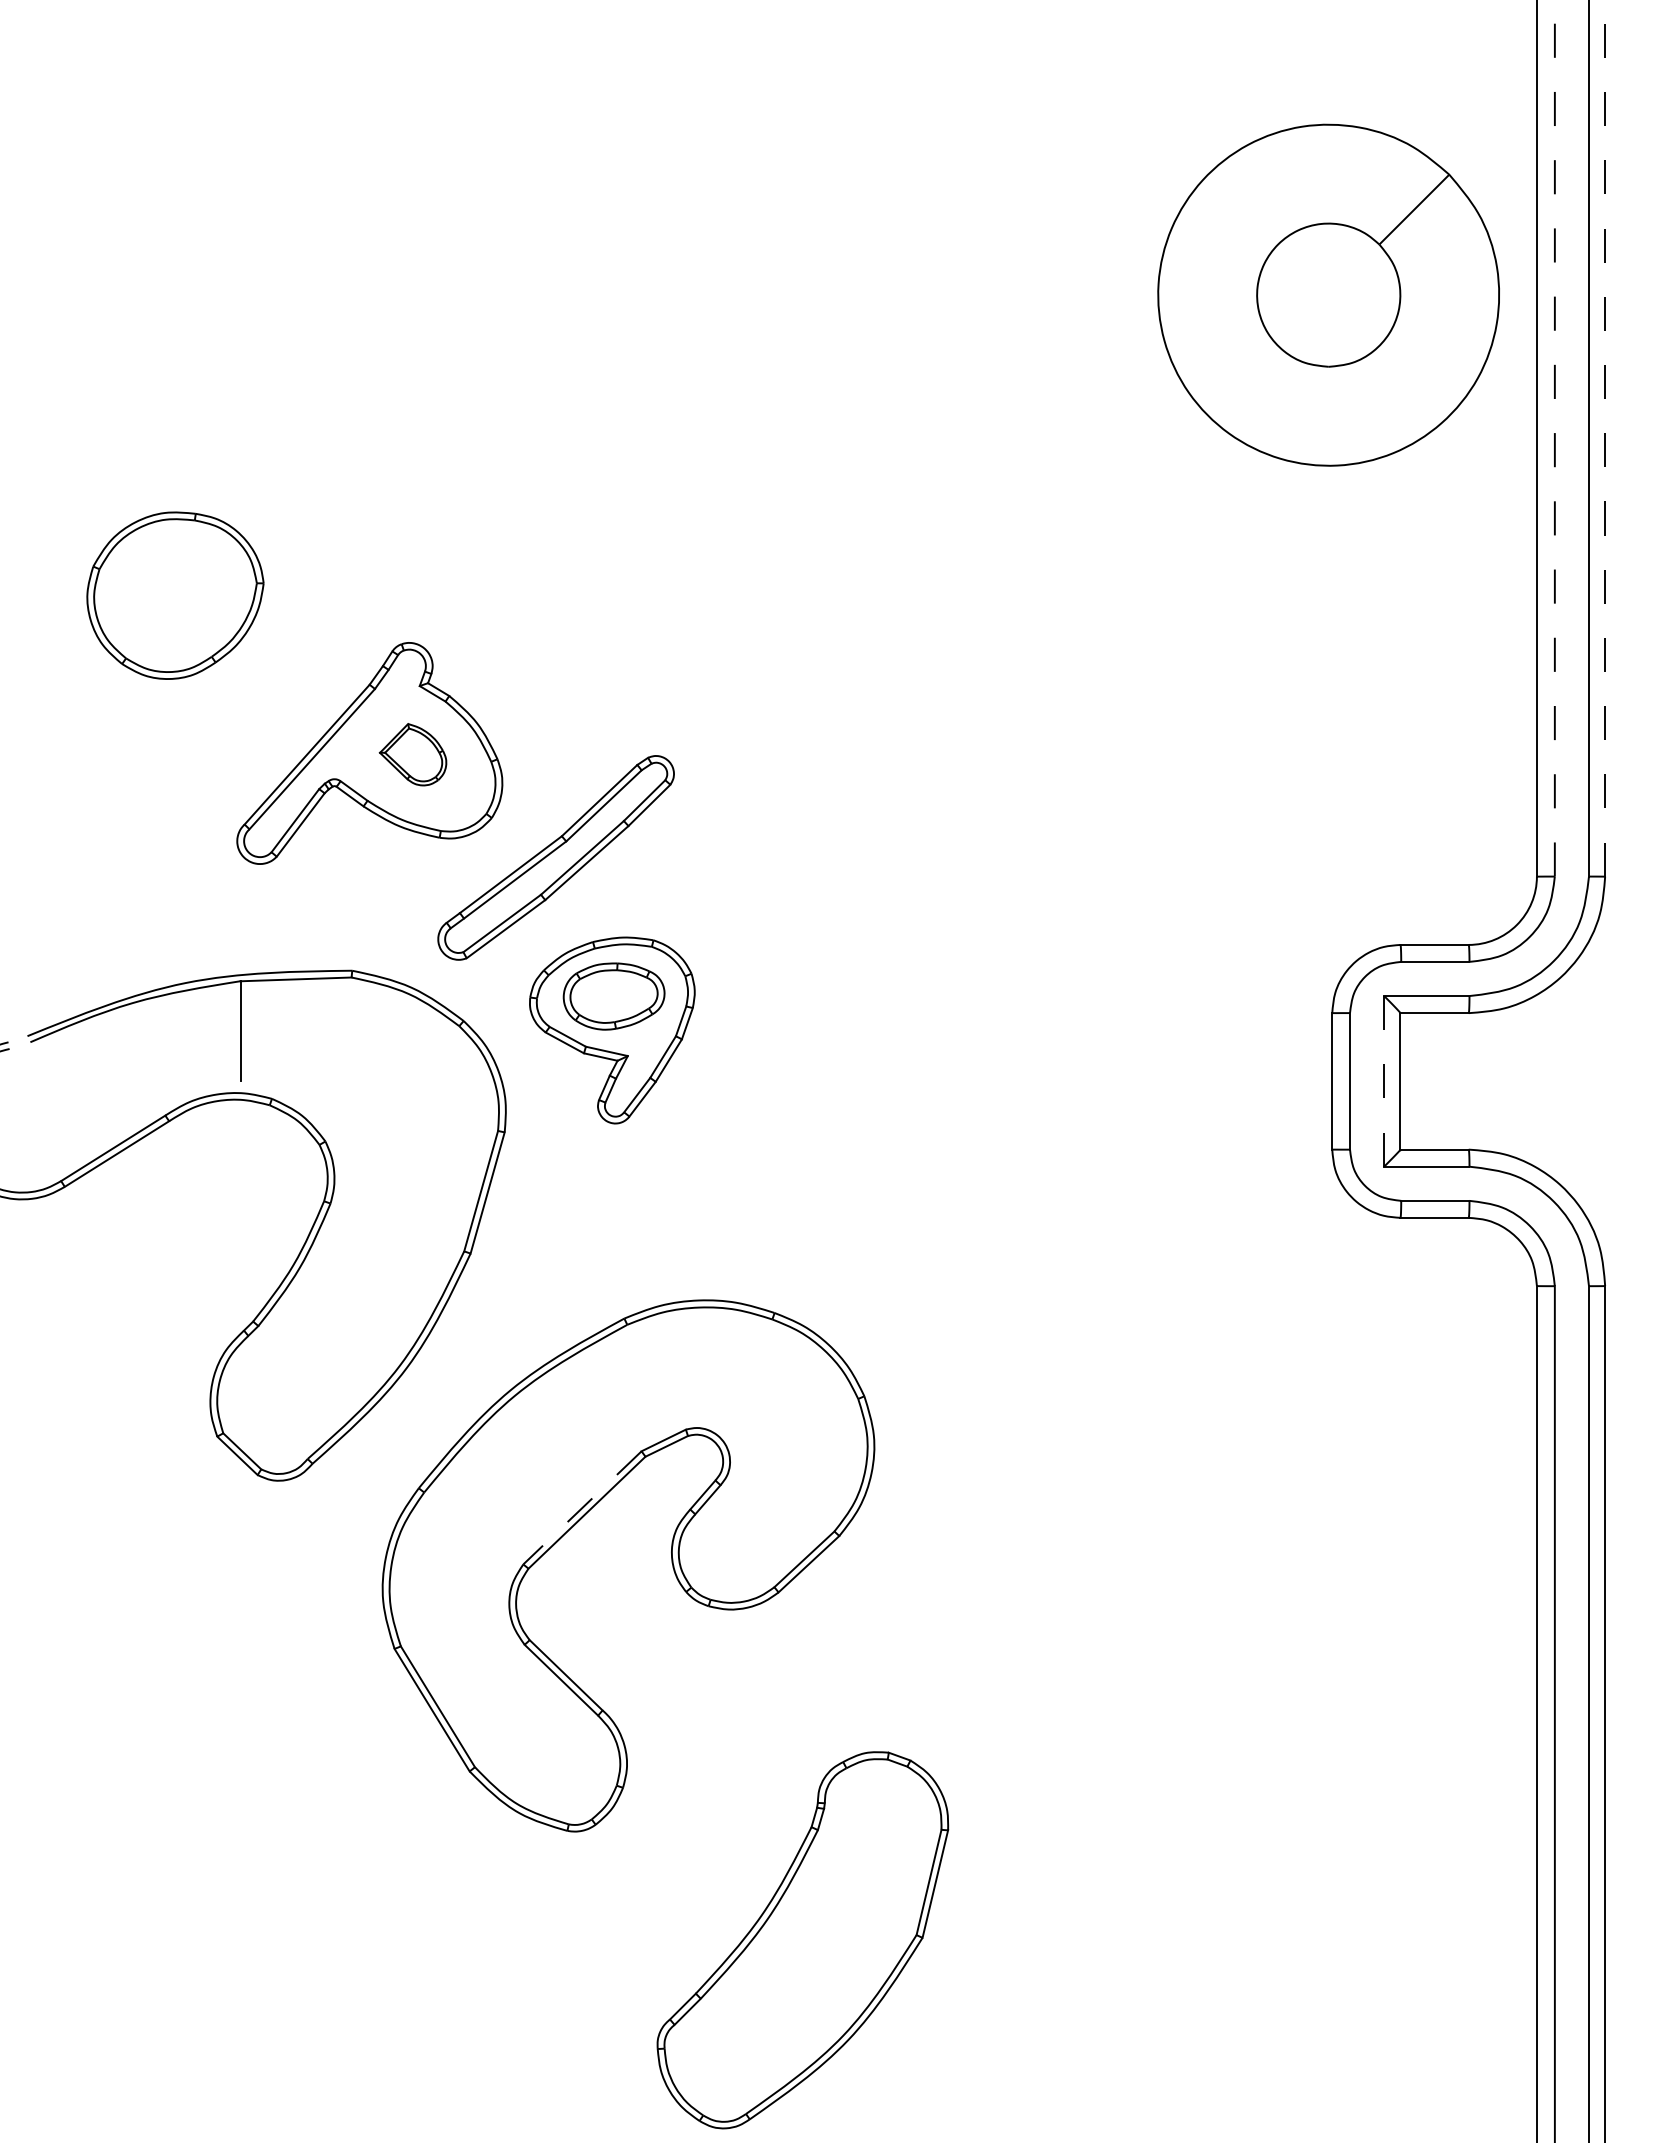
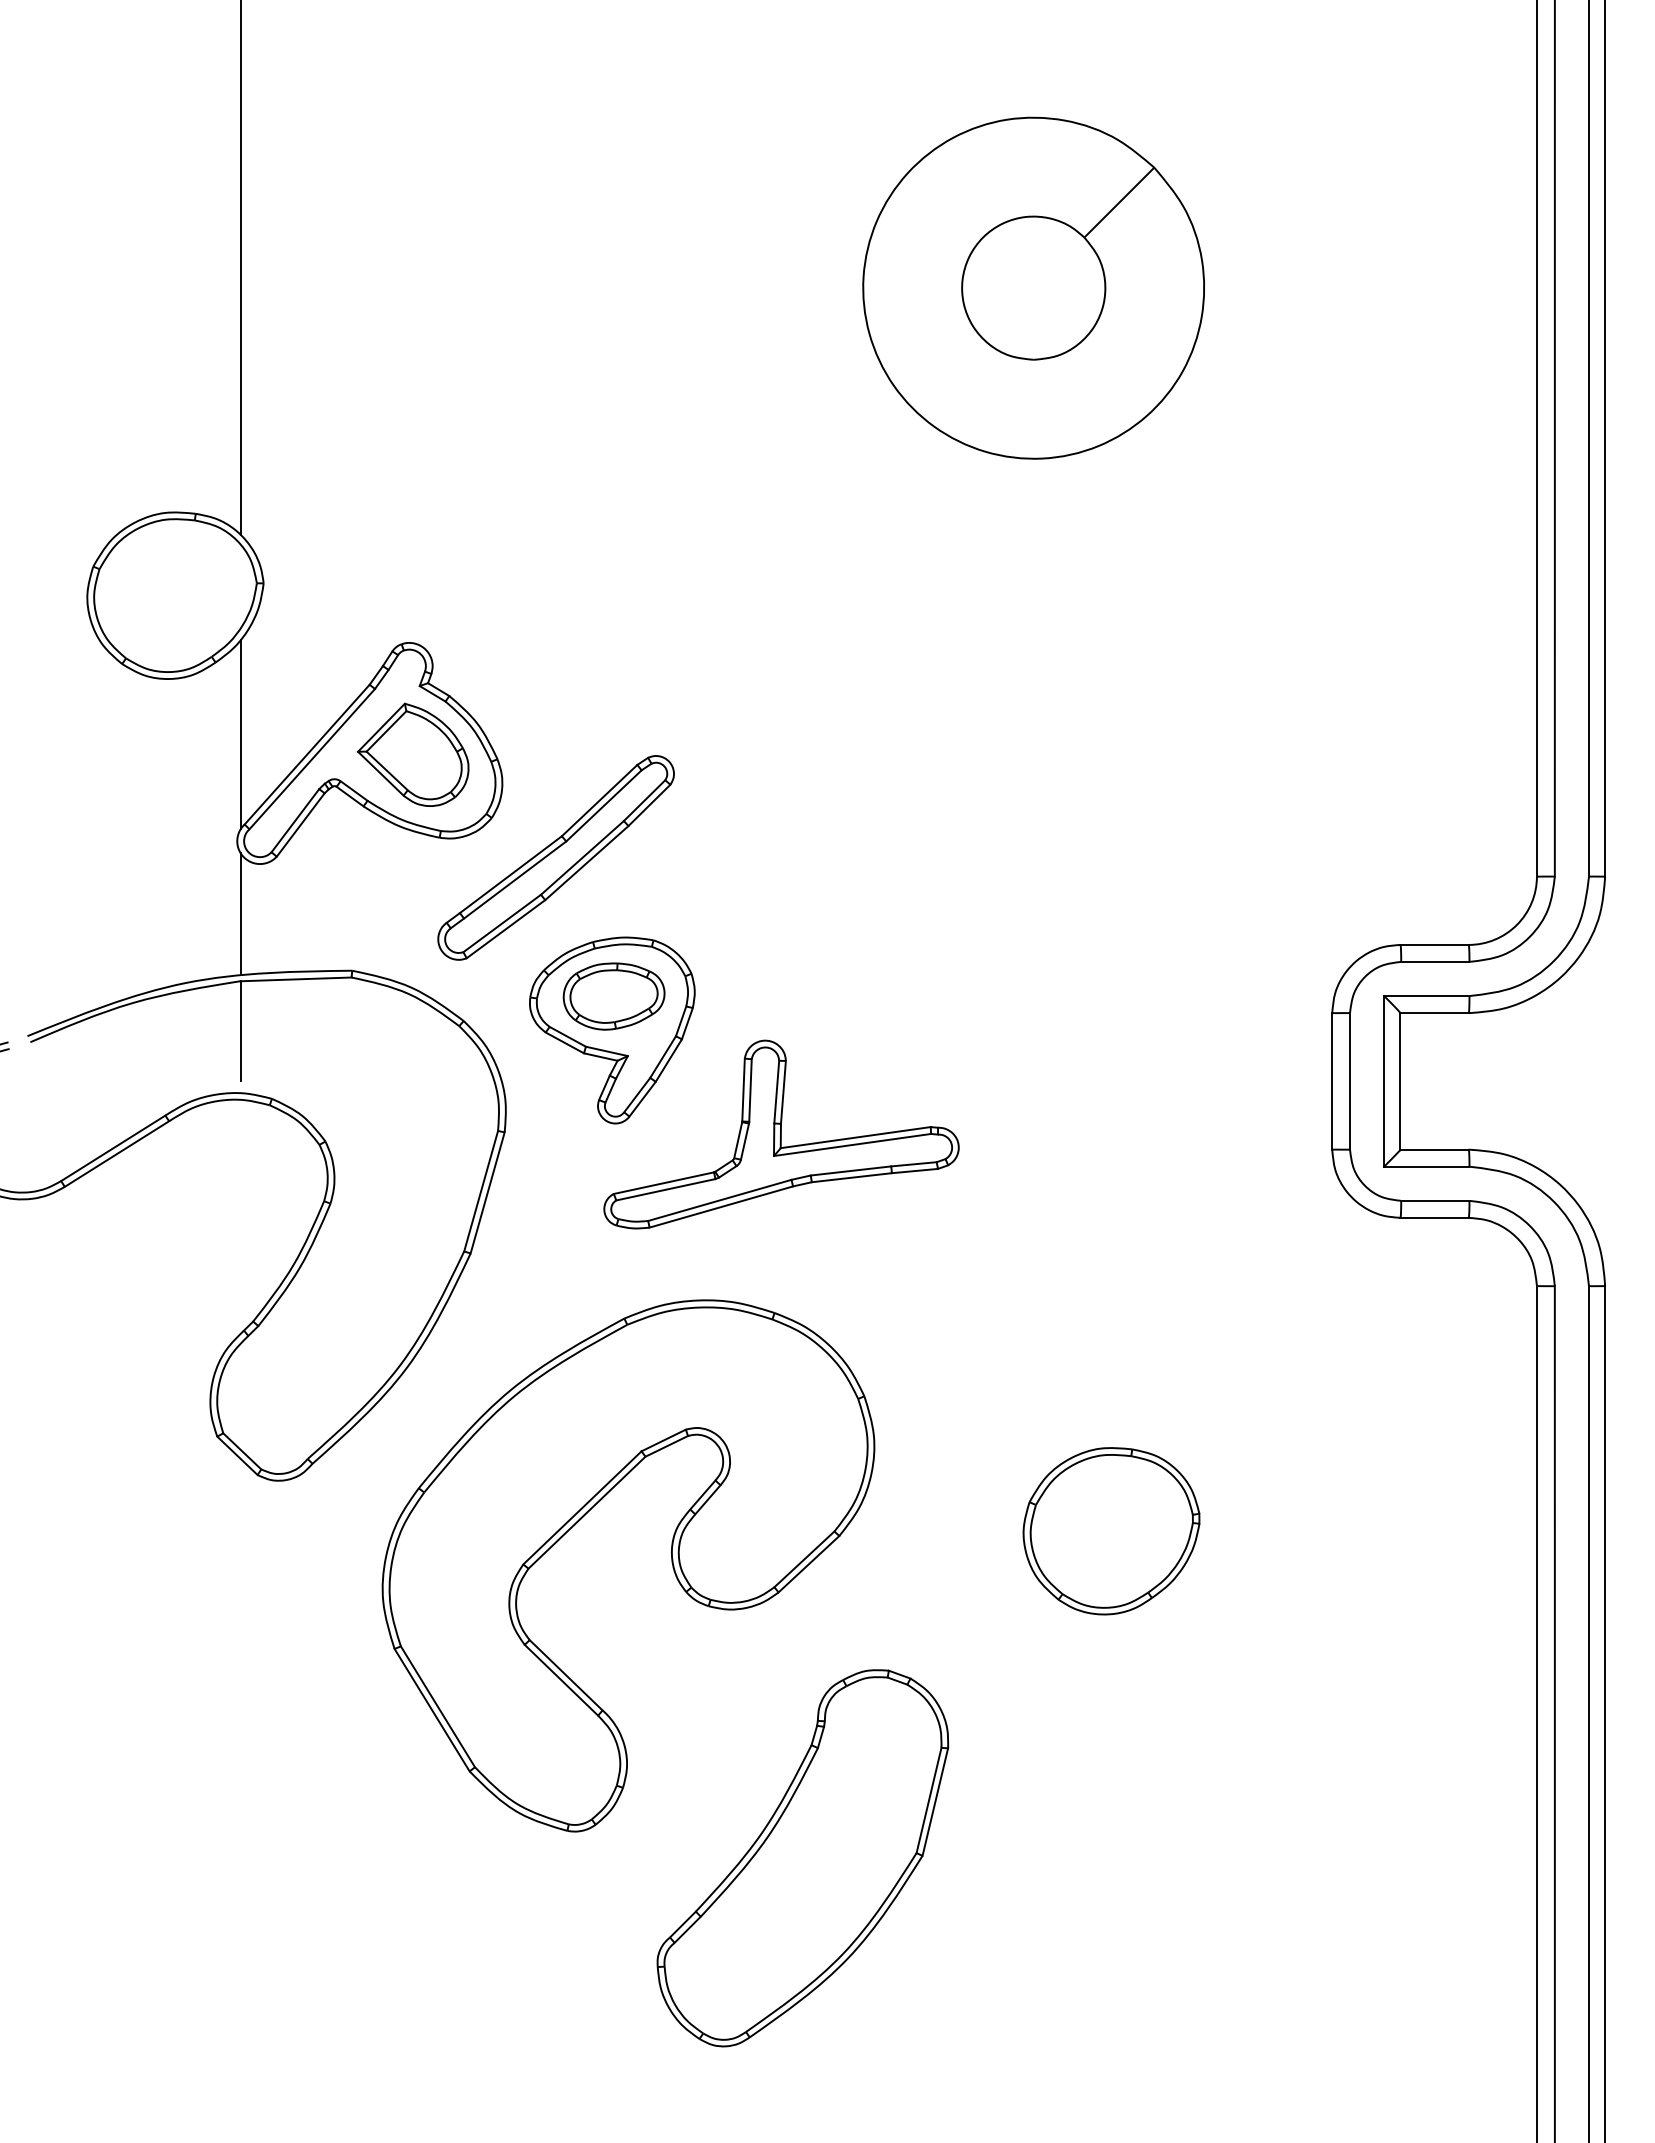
line: none -> present (240, 268)
part position: (1328, 294) -> (1033, 287) (1033, 287)
line: dashed -> solid (1554, 437)
line: dashed -> solid (1605, 437)
line: none -> present (240, 734)
part size: 70x64 px -> 114x105 px (412, 754)
line: none -> present (240, 913)
line: dashed -> solid (1384, 1080)
part: none -> present (781, 1134)
line: dashed -> solid (582, 1507)
part: none -> present (1111, 1531)
part position: (802, 1940) -> (802, 1858) (802, 1858)
